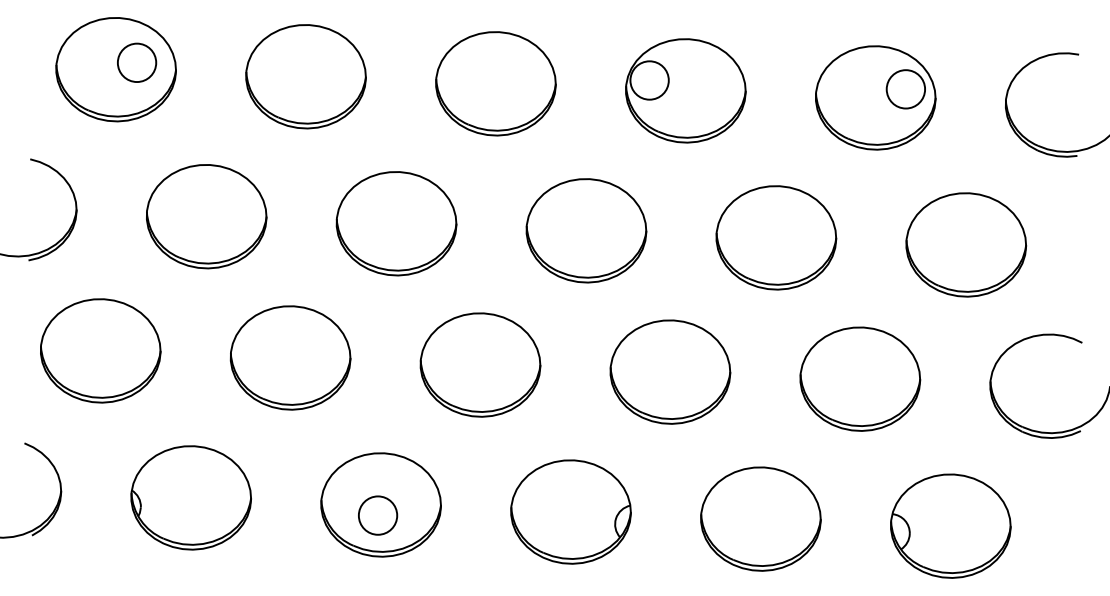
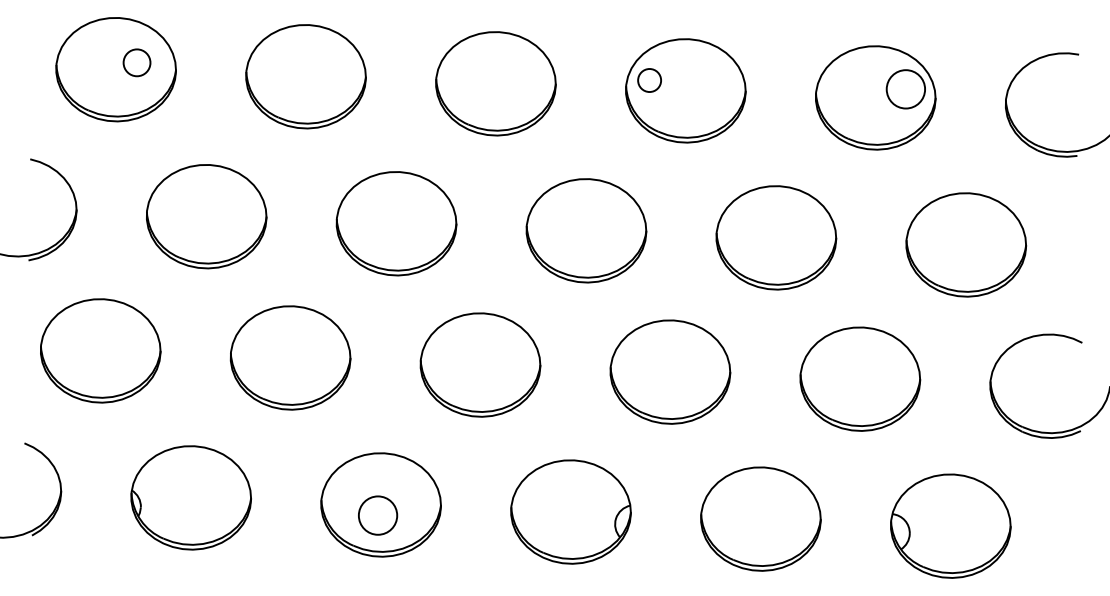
circle diameter: 38 px -> 27 px (136, 62)
circle diameter: 38 px -> 23 px (649, 80)
